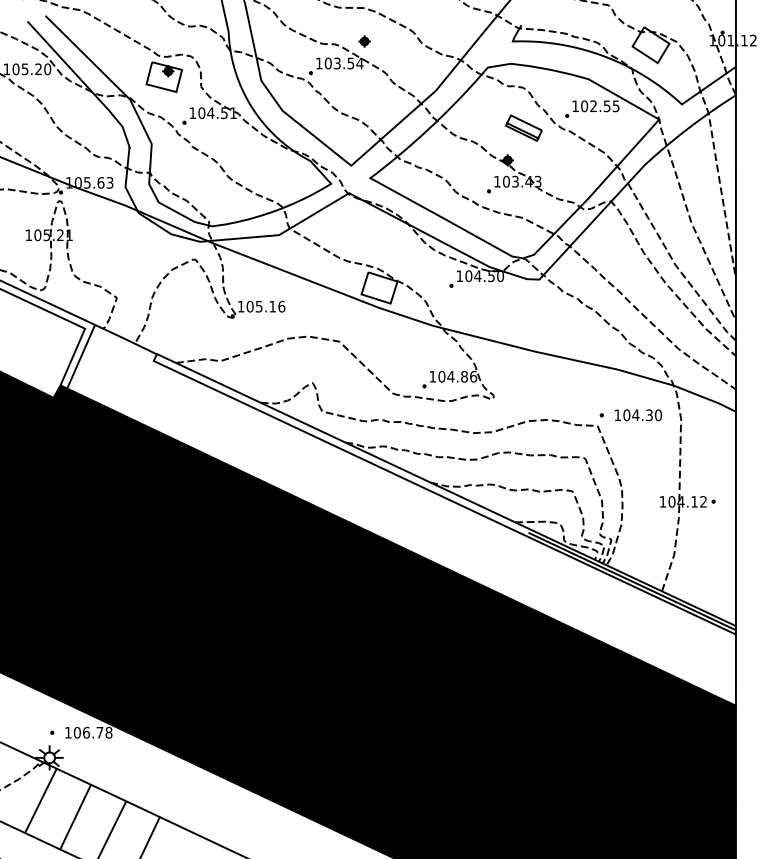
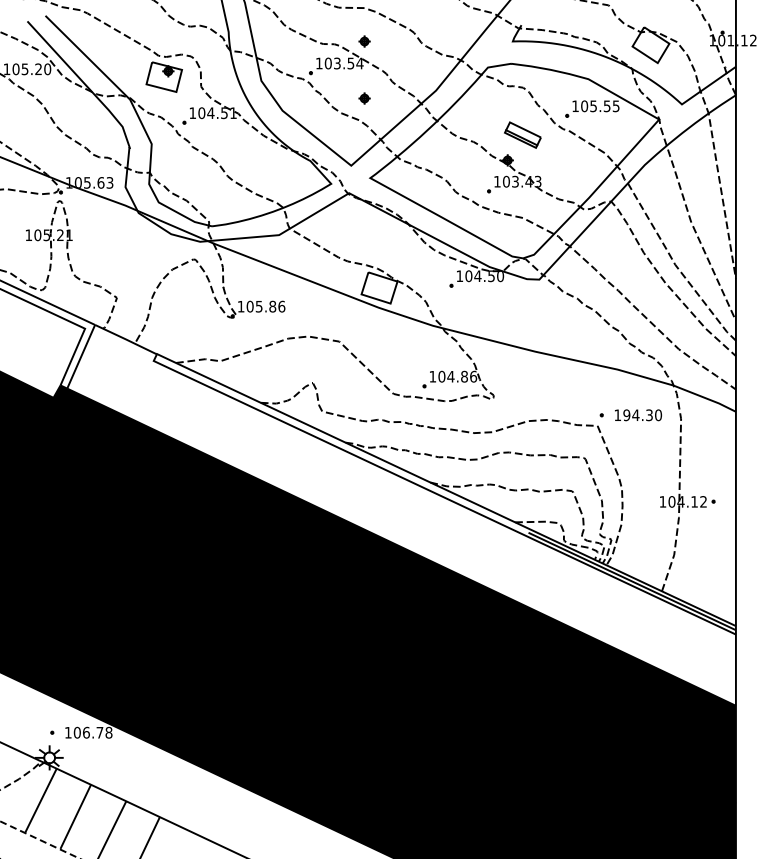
part: none -> present (364, 98)
text: 102.55 -> 105.55 (593, 106)
part position: (523, 127) -> (522, 134) (522, 134)
text: 105.16 -> 105.86 (272, 306)
text: 104.30 -> 194.30 (626, 415)
line: solid -> dashed (40, 840)
